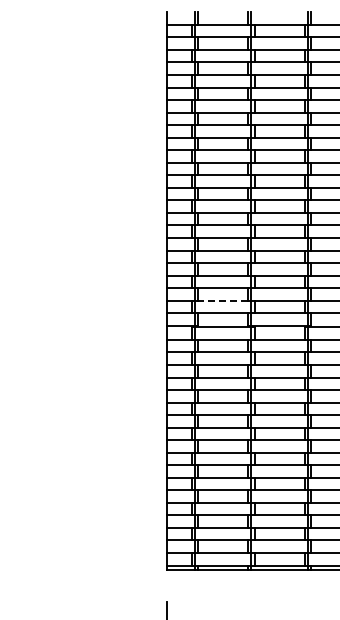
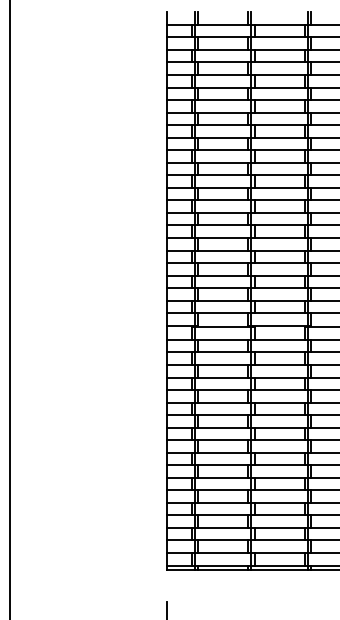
line: dashed -> solid (222, 300)
line: none -> present (10, 309)
